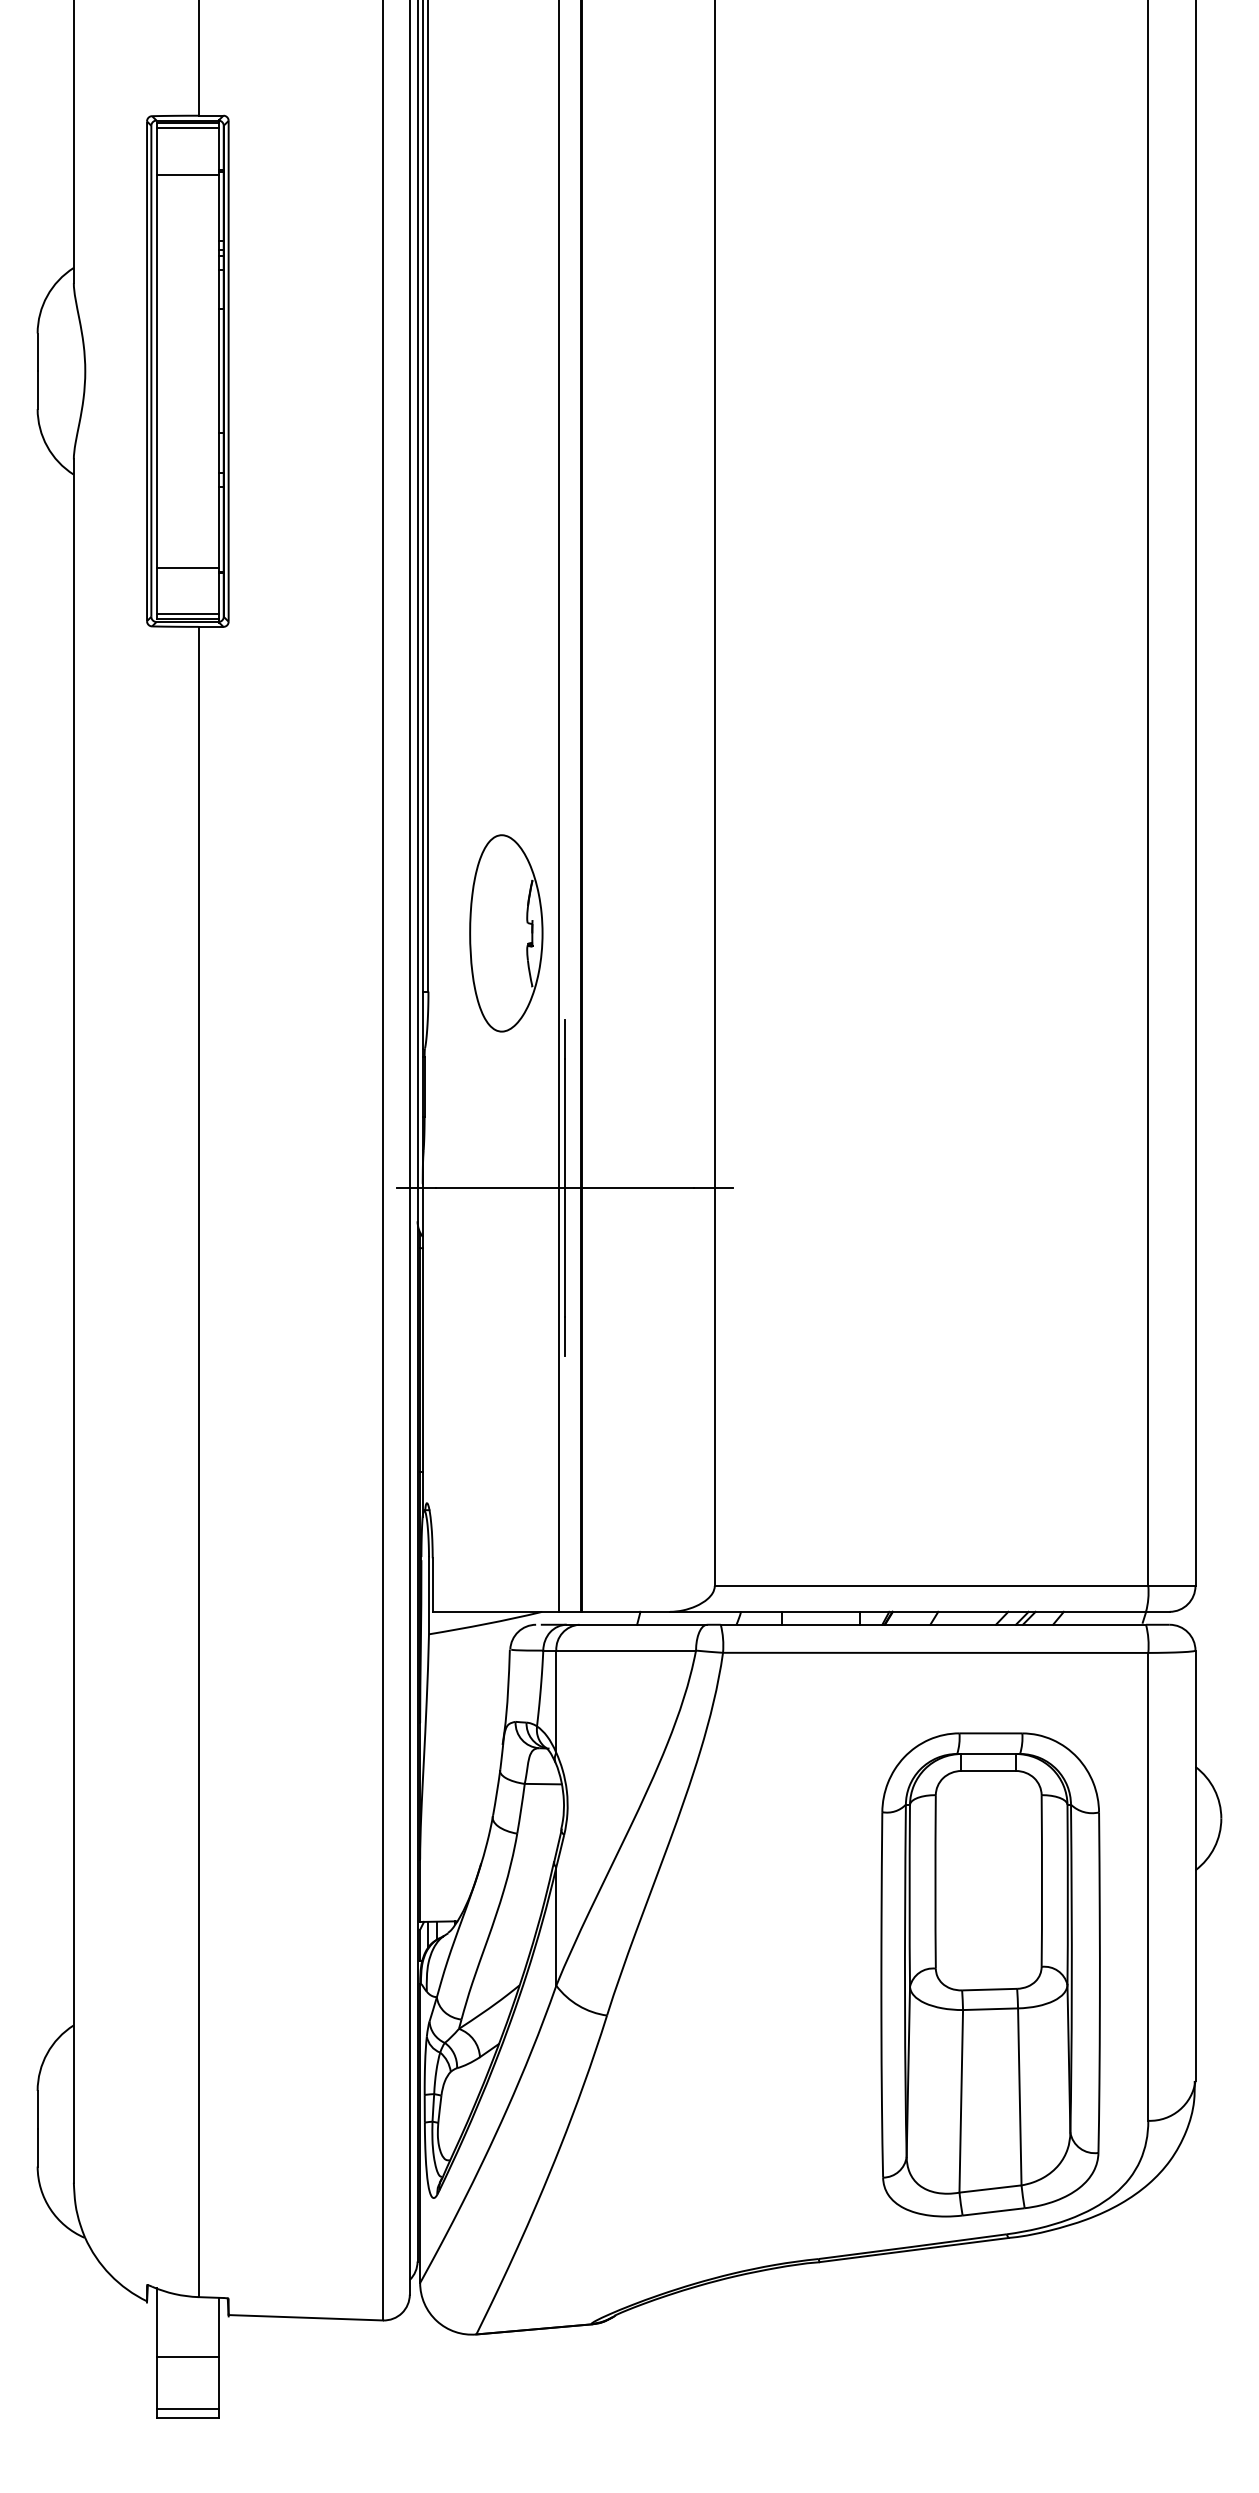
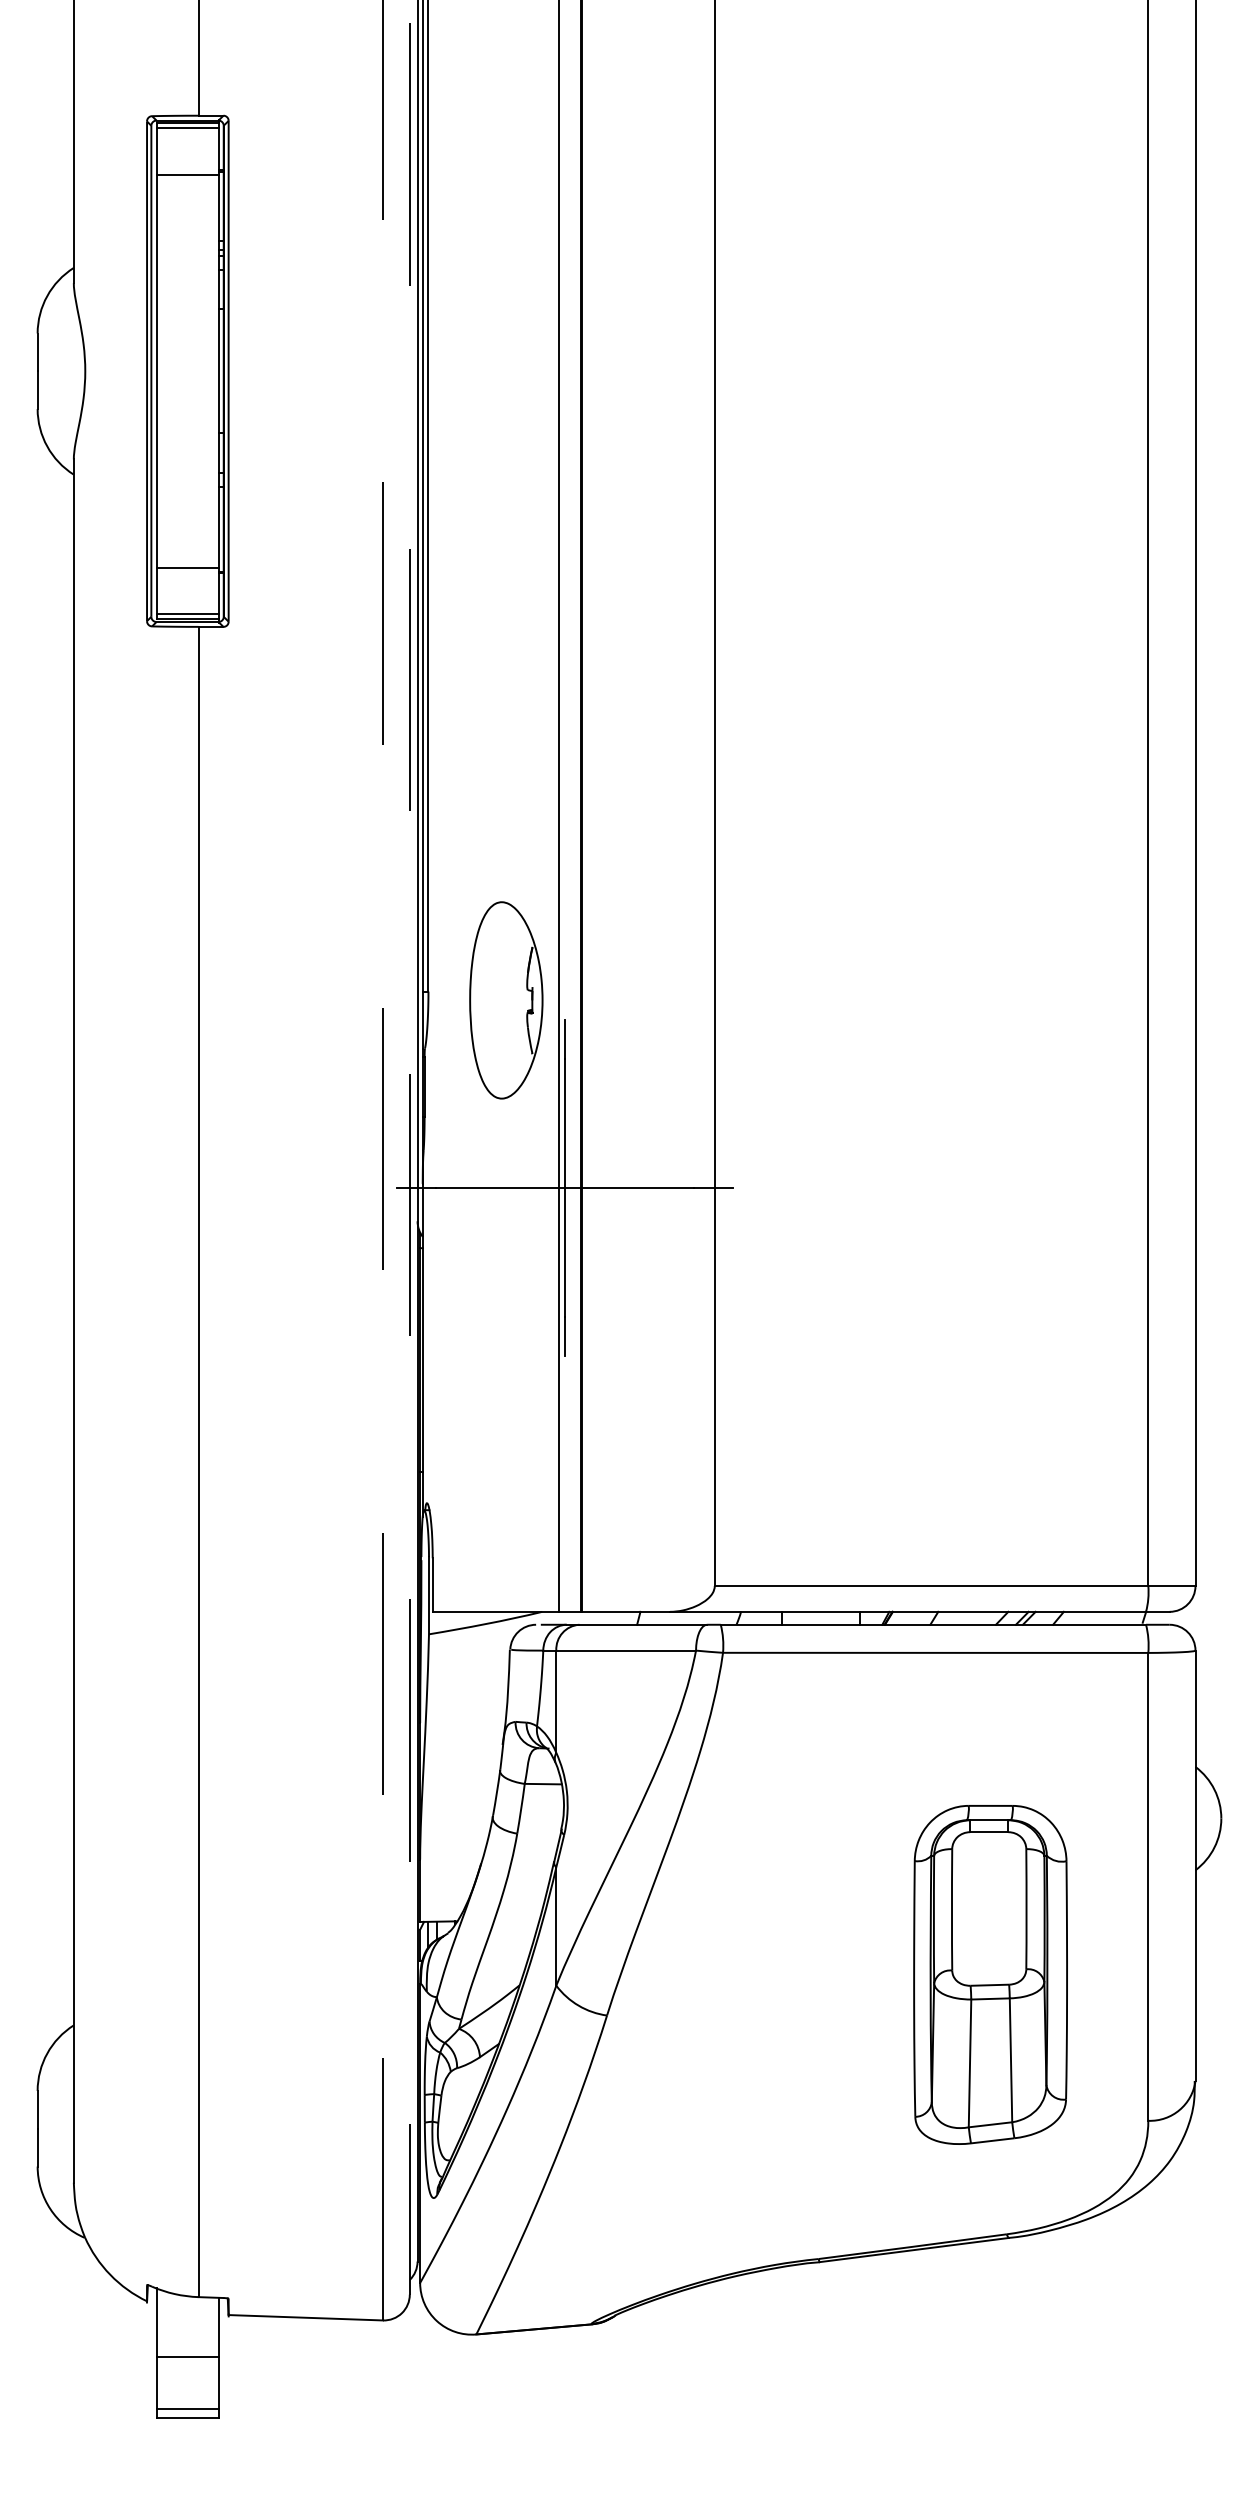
part position: (506, 933) -> (506, 1000) (506, 1000)
line: solid -> dashed (409, 1147)
line: solid -> dashed (383, 1160)
part size: 221x486 px -> 155x340 px (990, 1974)
